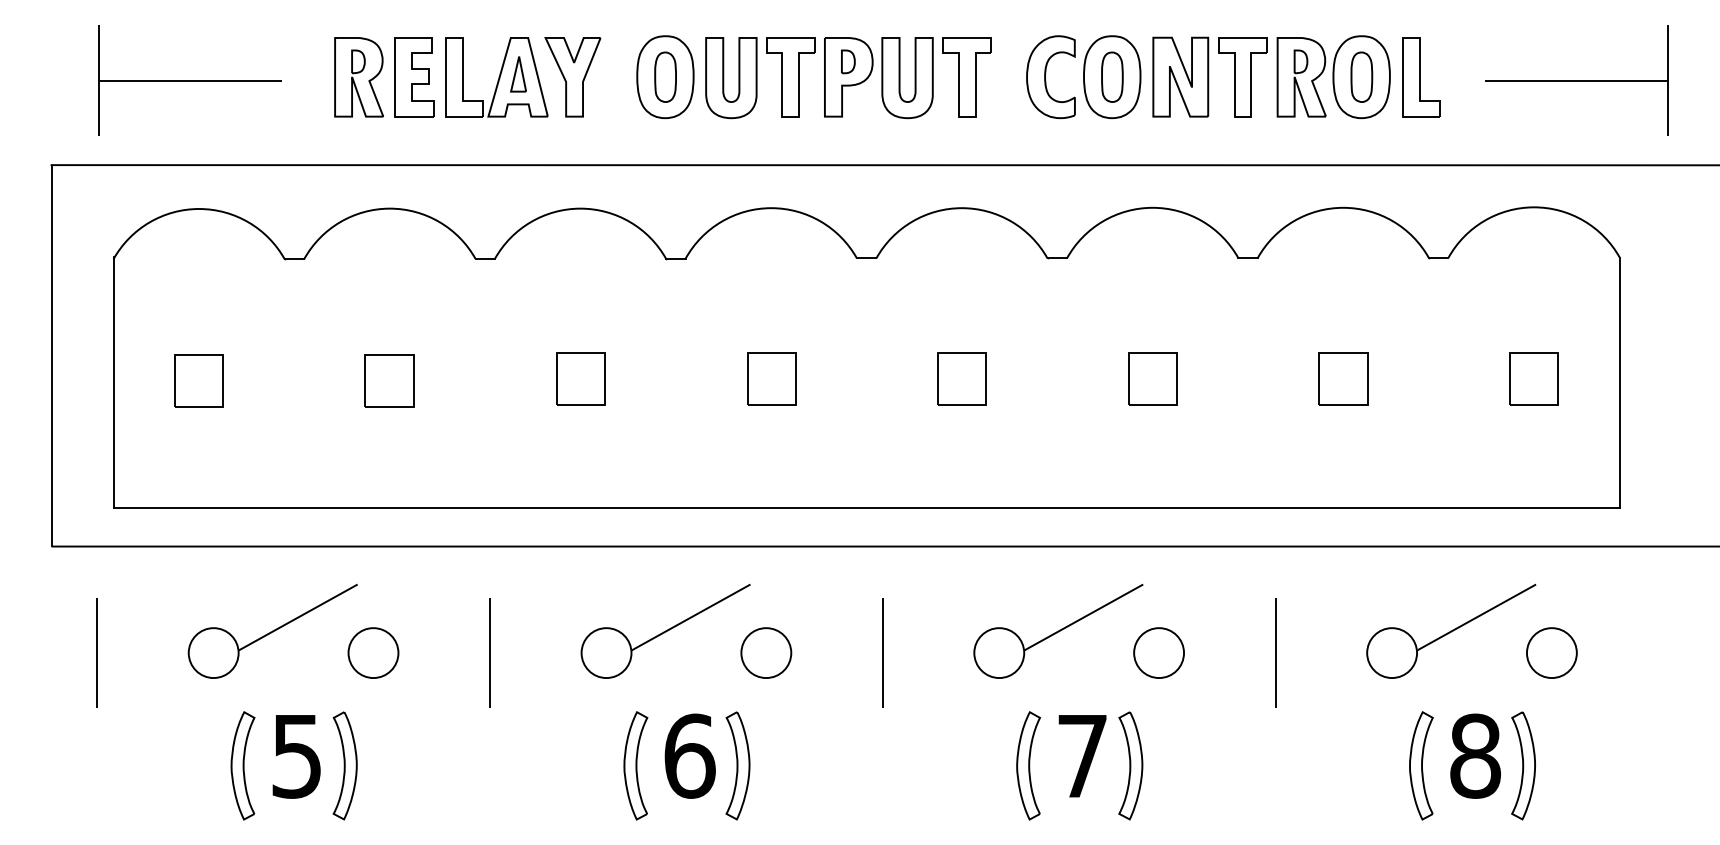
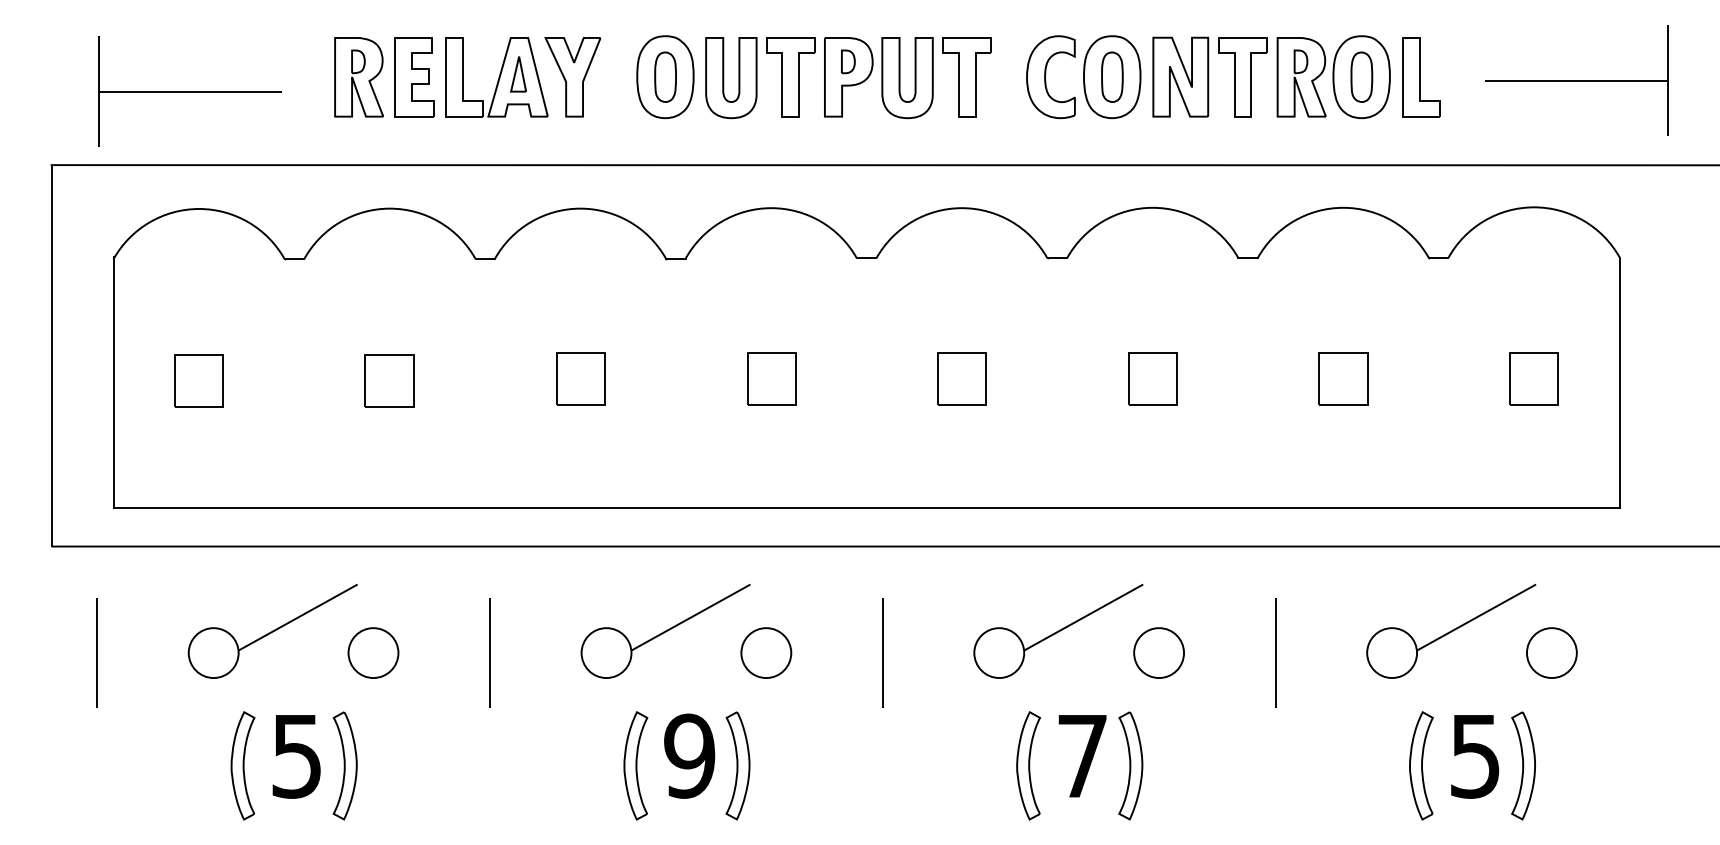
part position: (189, 80) -> (189, 91) (189, 91)
text: 6 -> 9 (689, 755)
text: 8 -> 5 (1475, 755)
